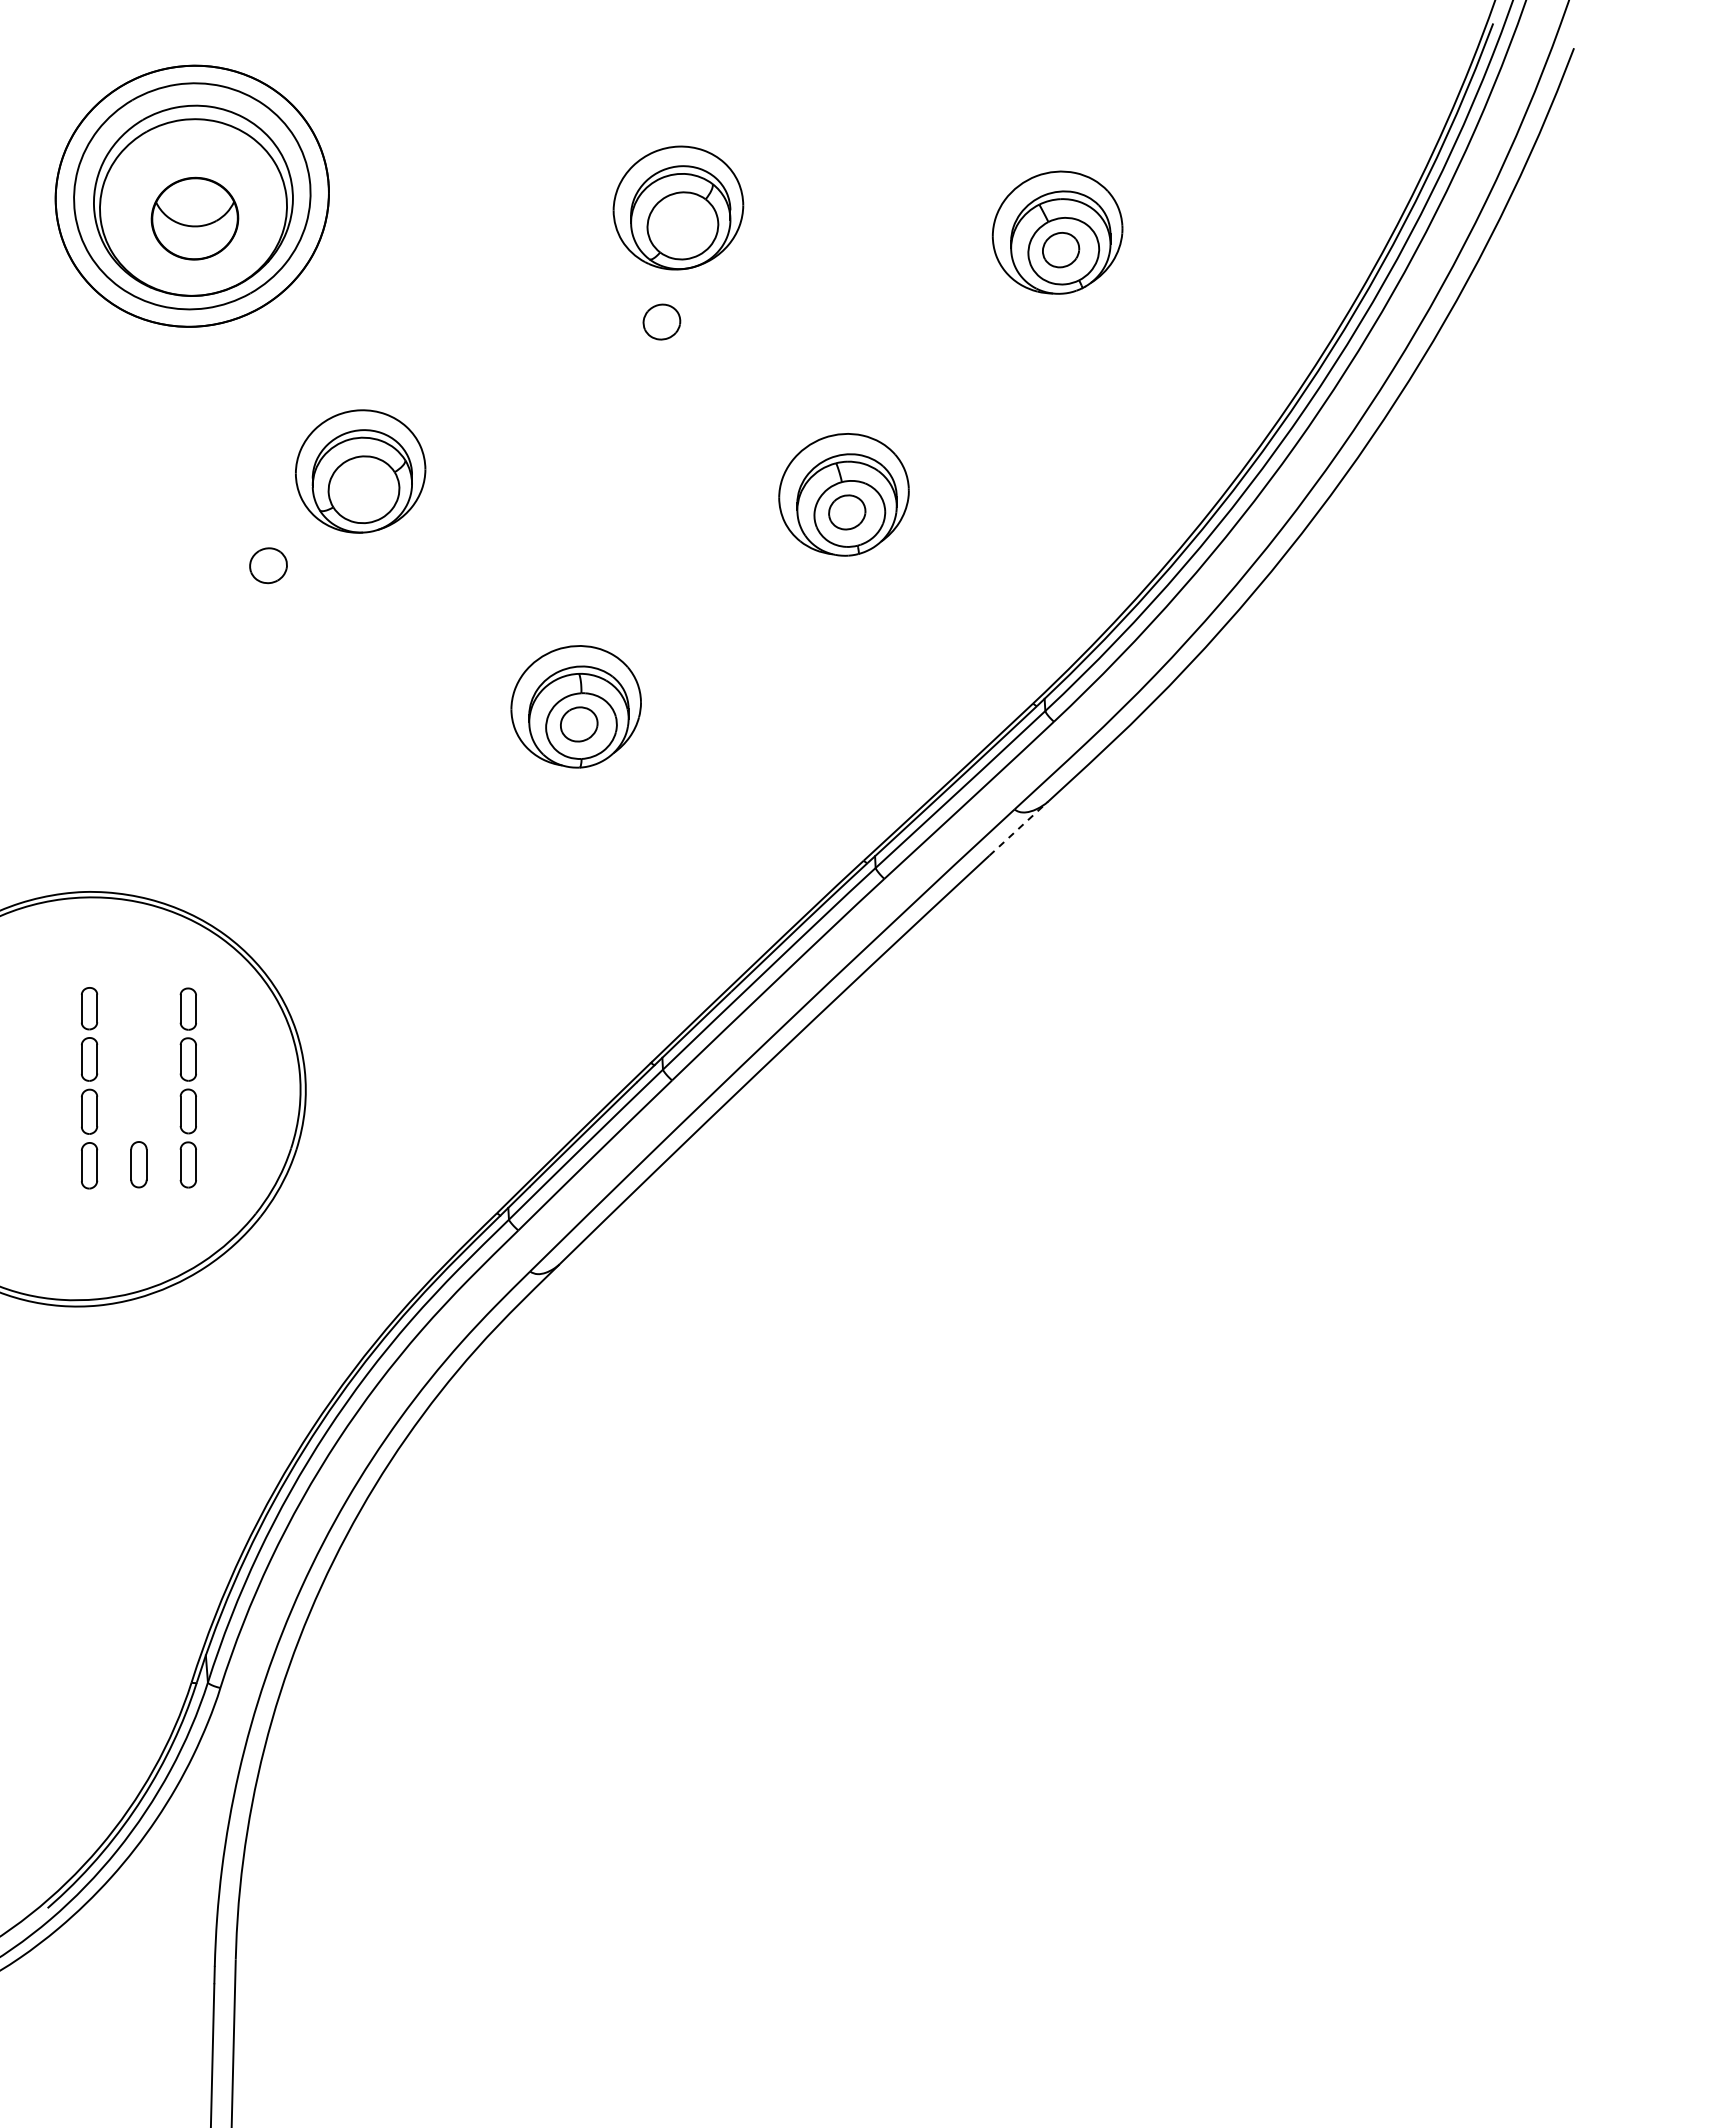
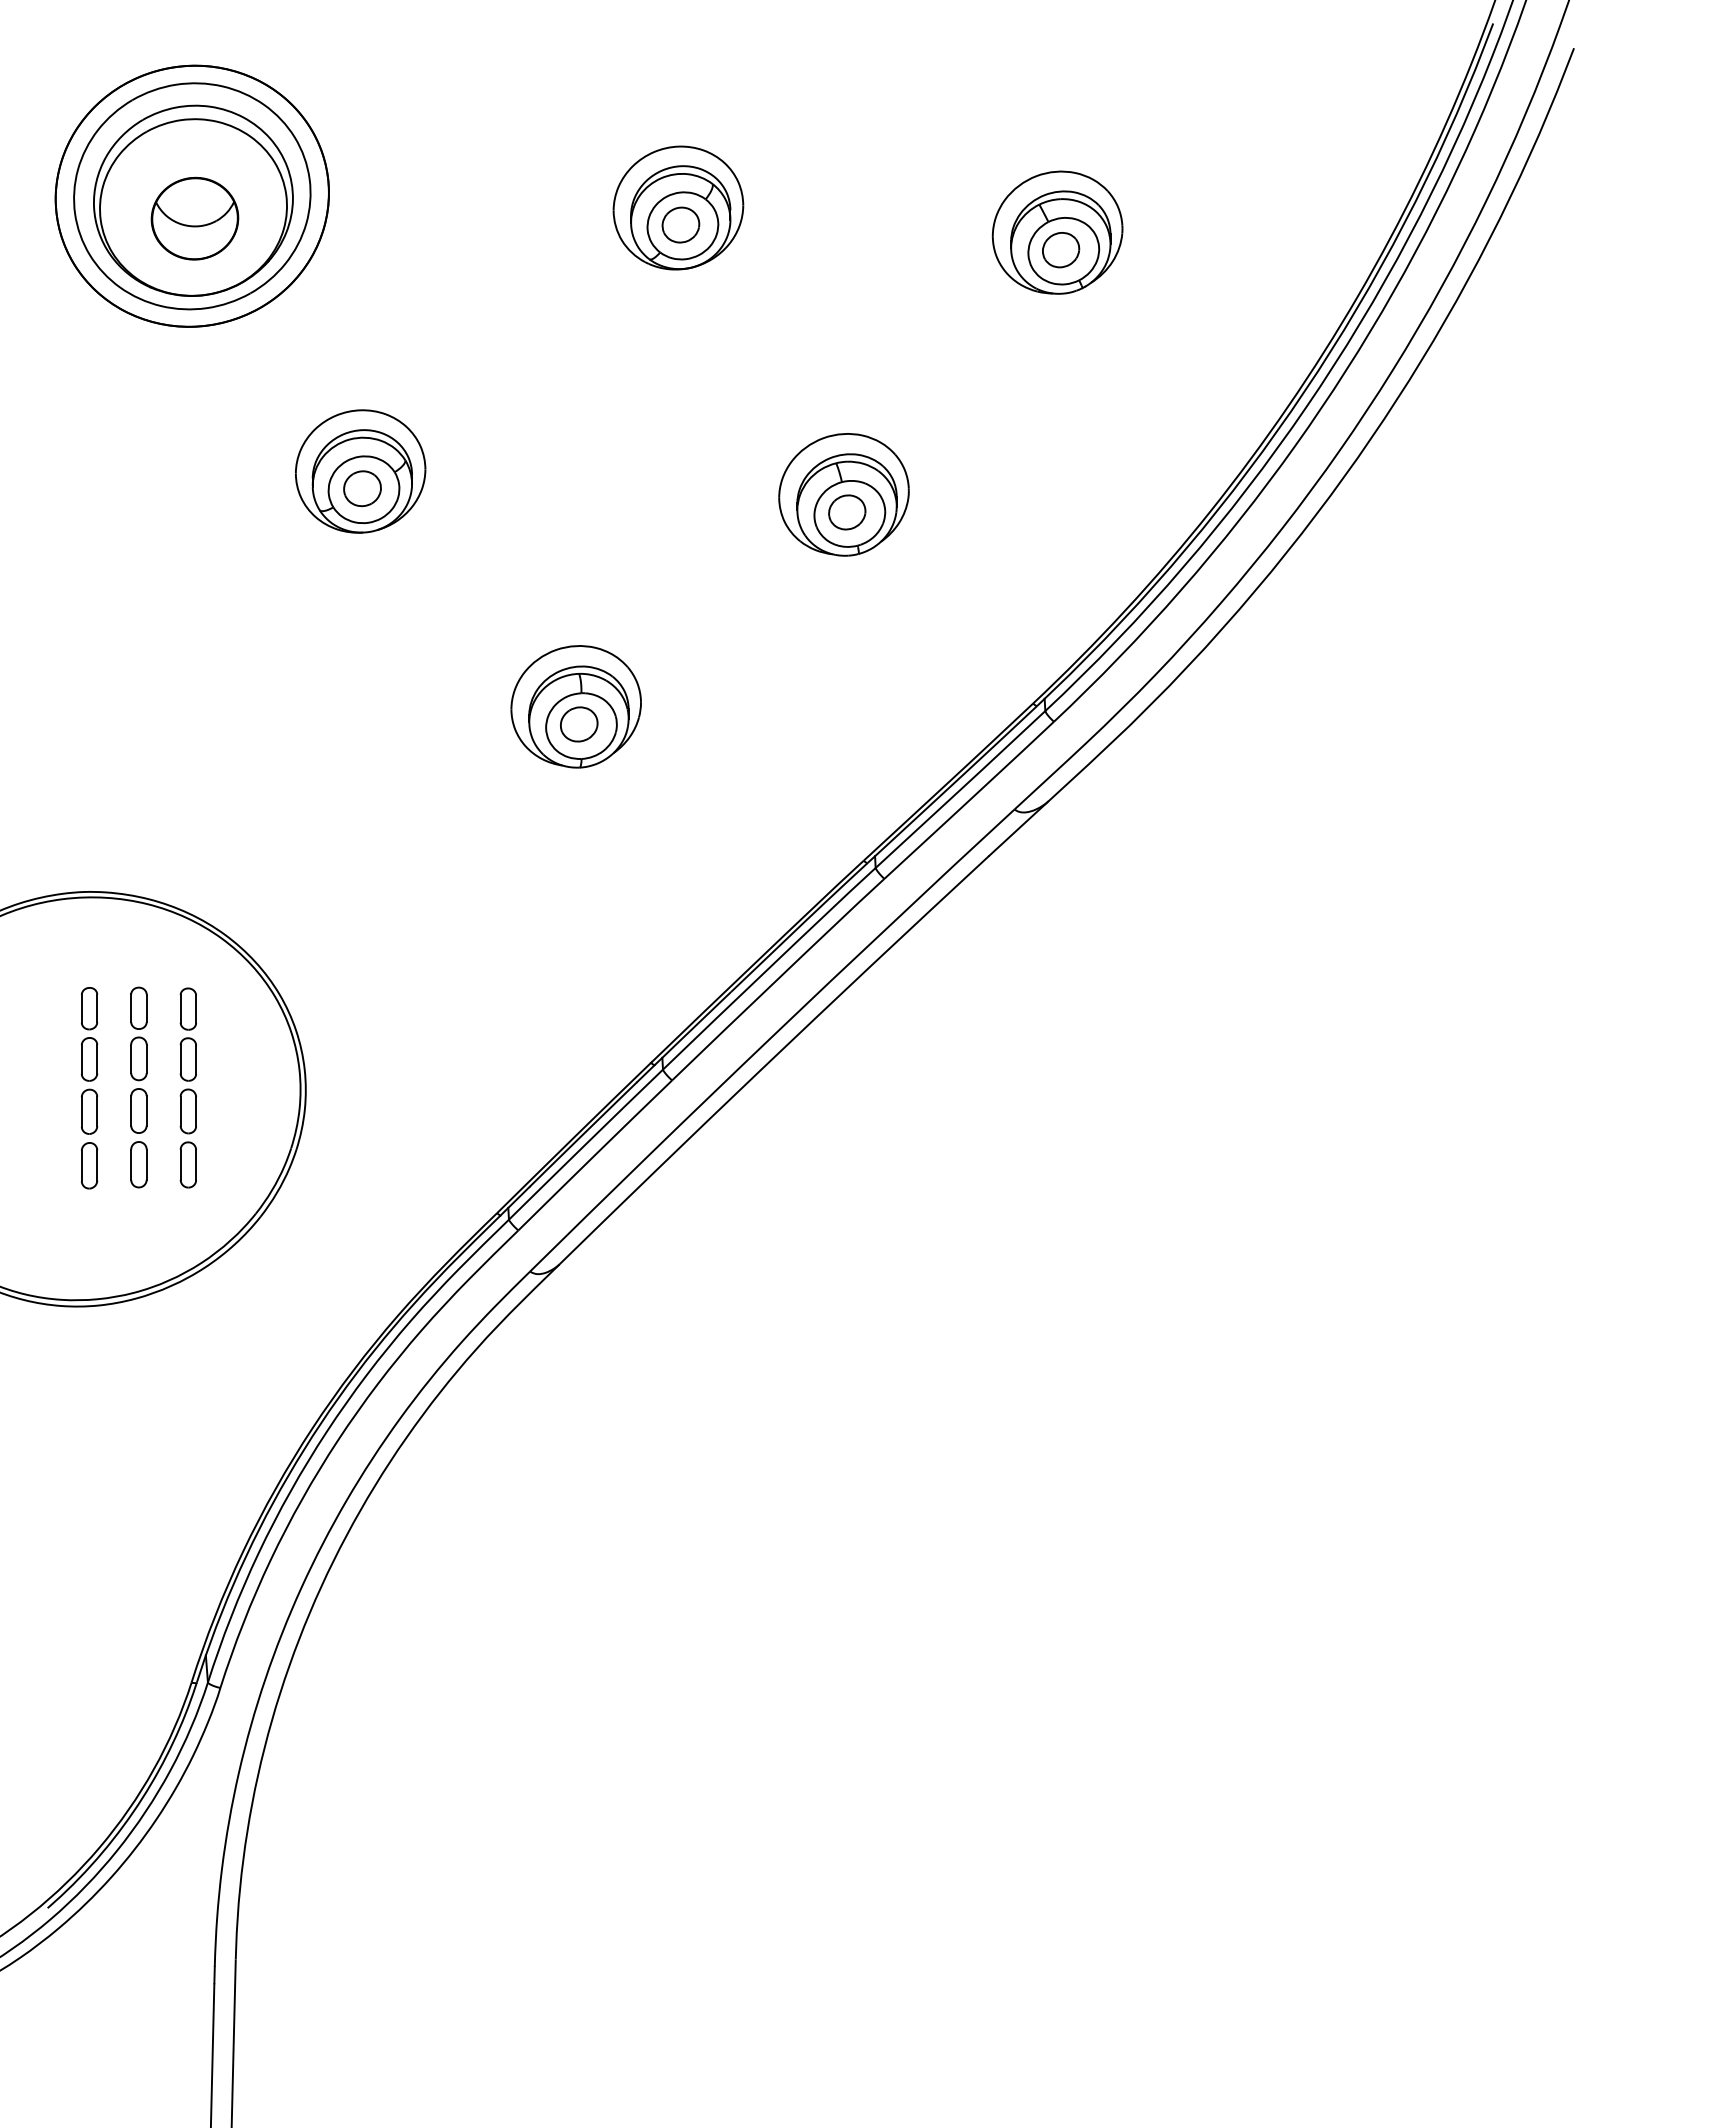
part position: (661, 321) -> (680, 224) (680, 224)
part position: (268, 565) -> (362, 488) (362, 488)
line: dashed -> solid (1018, 828)
part: none -> present (138, 1059)
